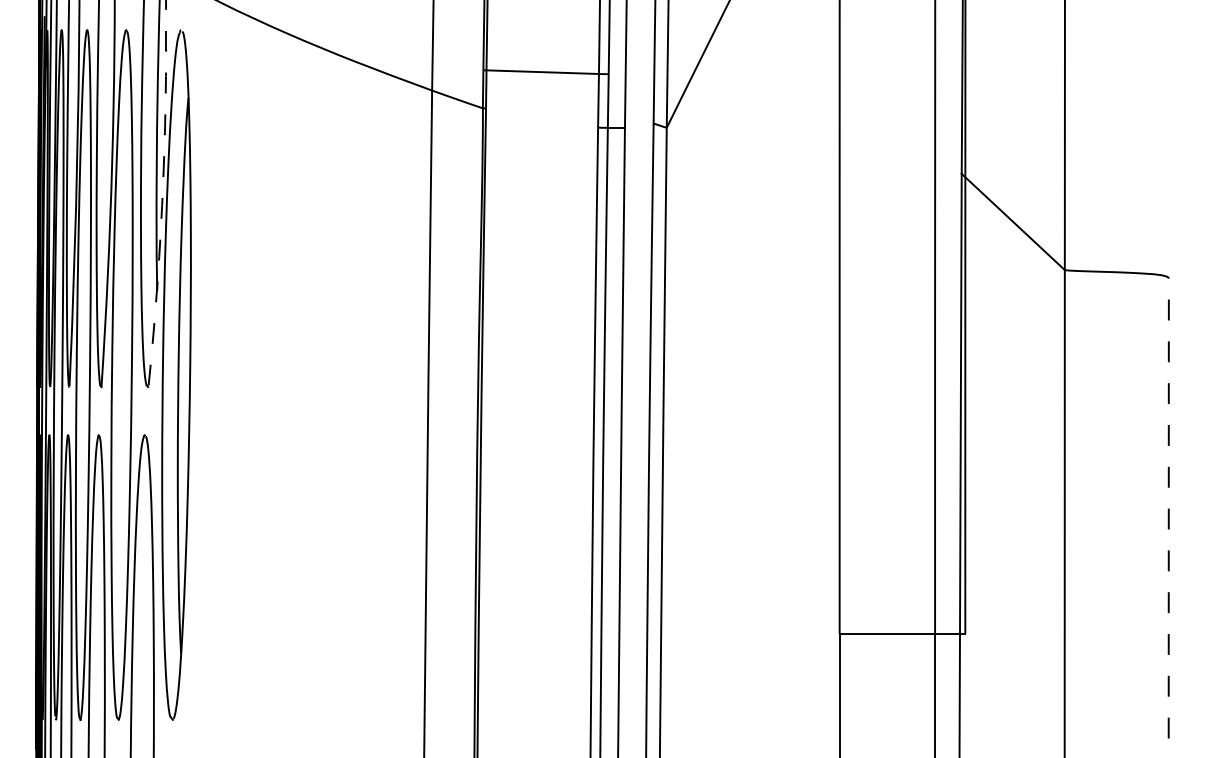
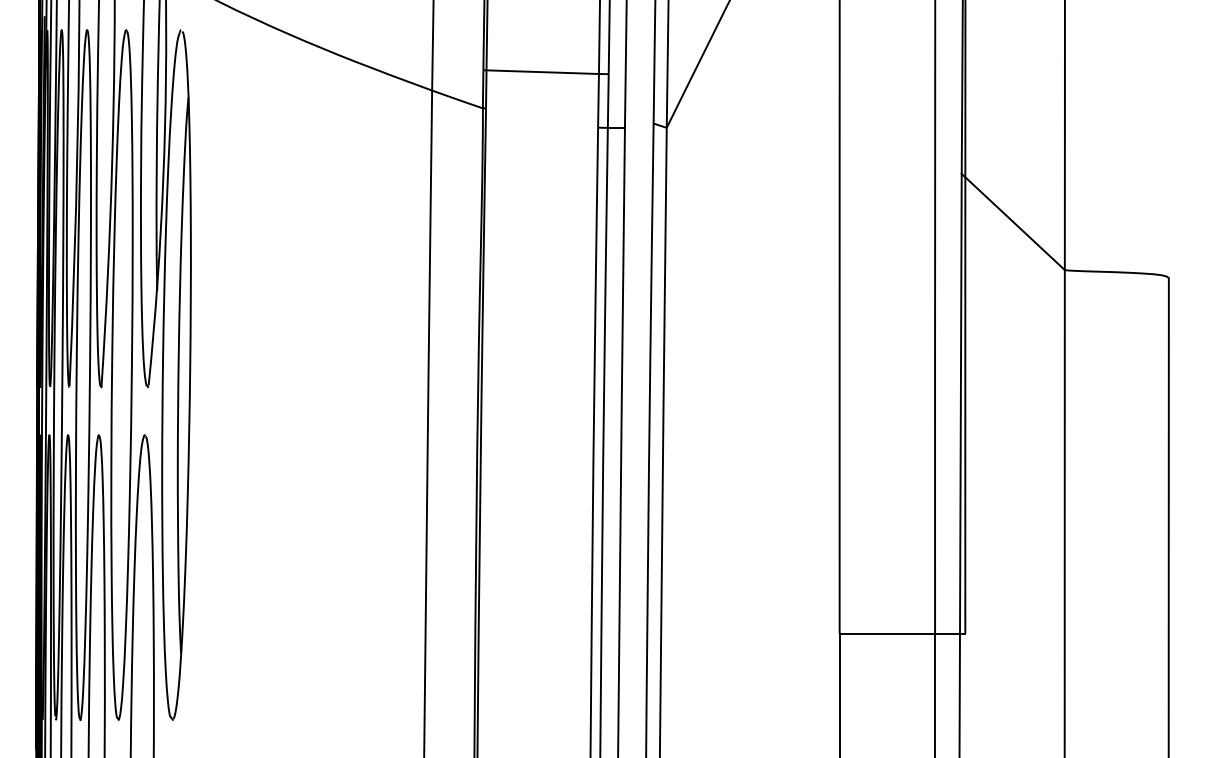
arc: dashed -> solid (162, 192)
line: dashed -> solid (1168, 517)
